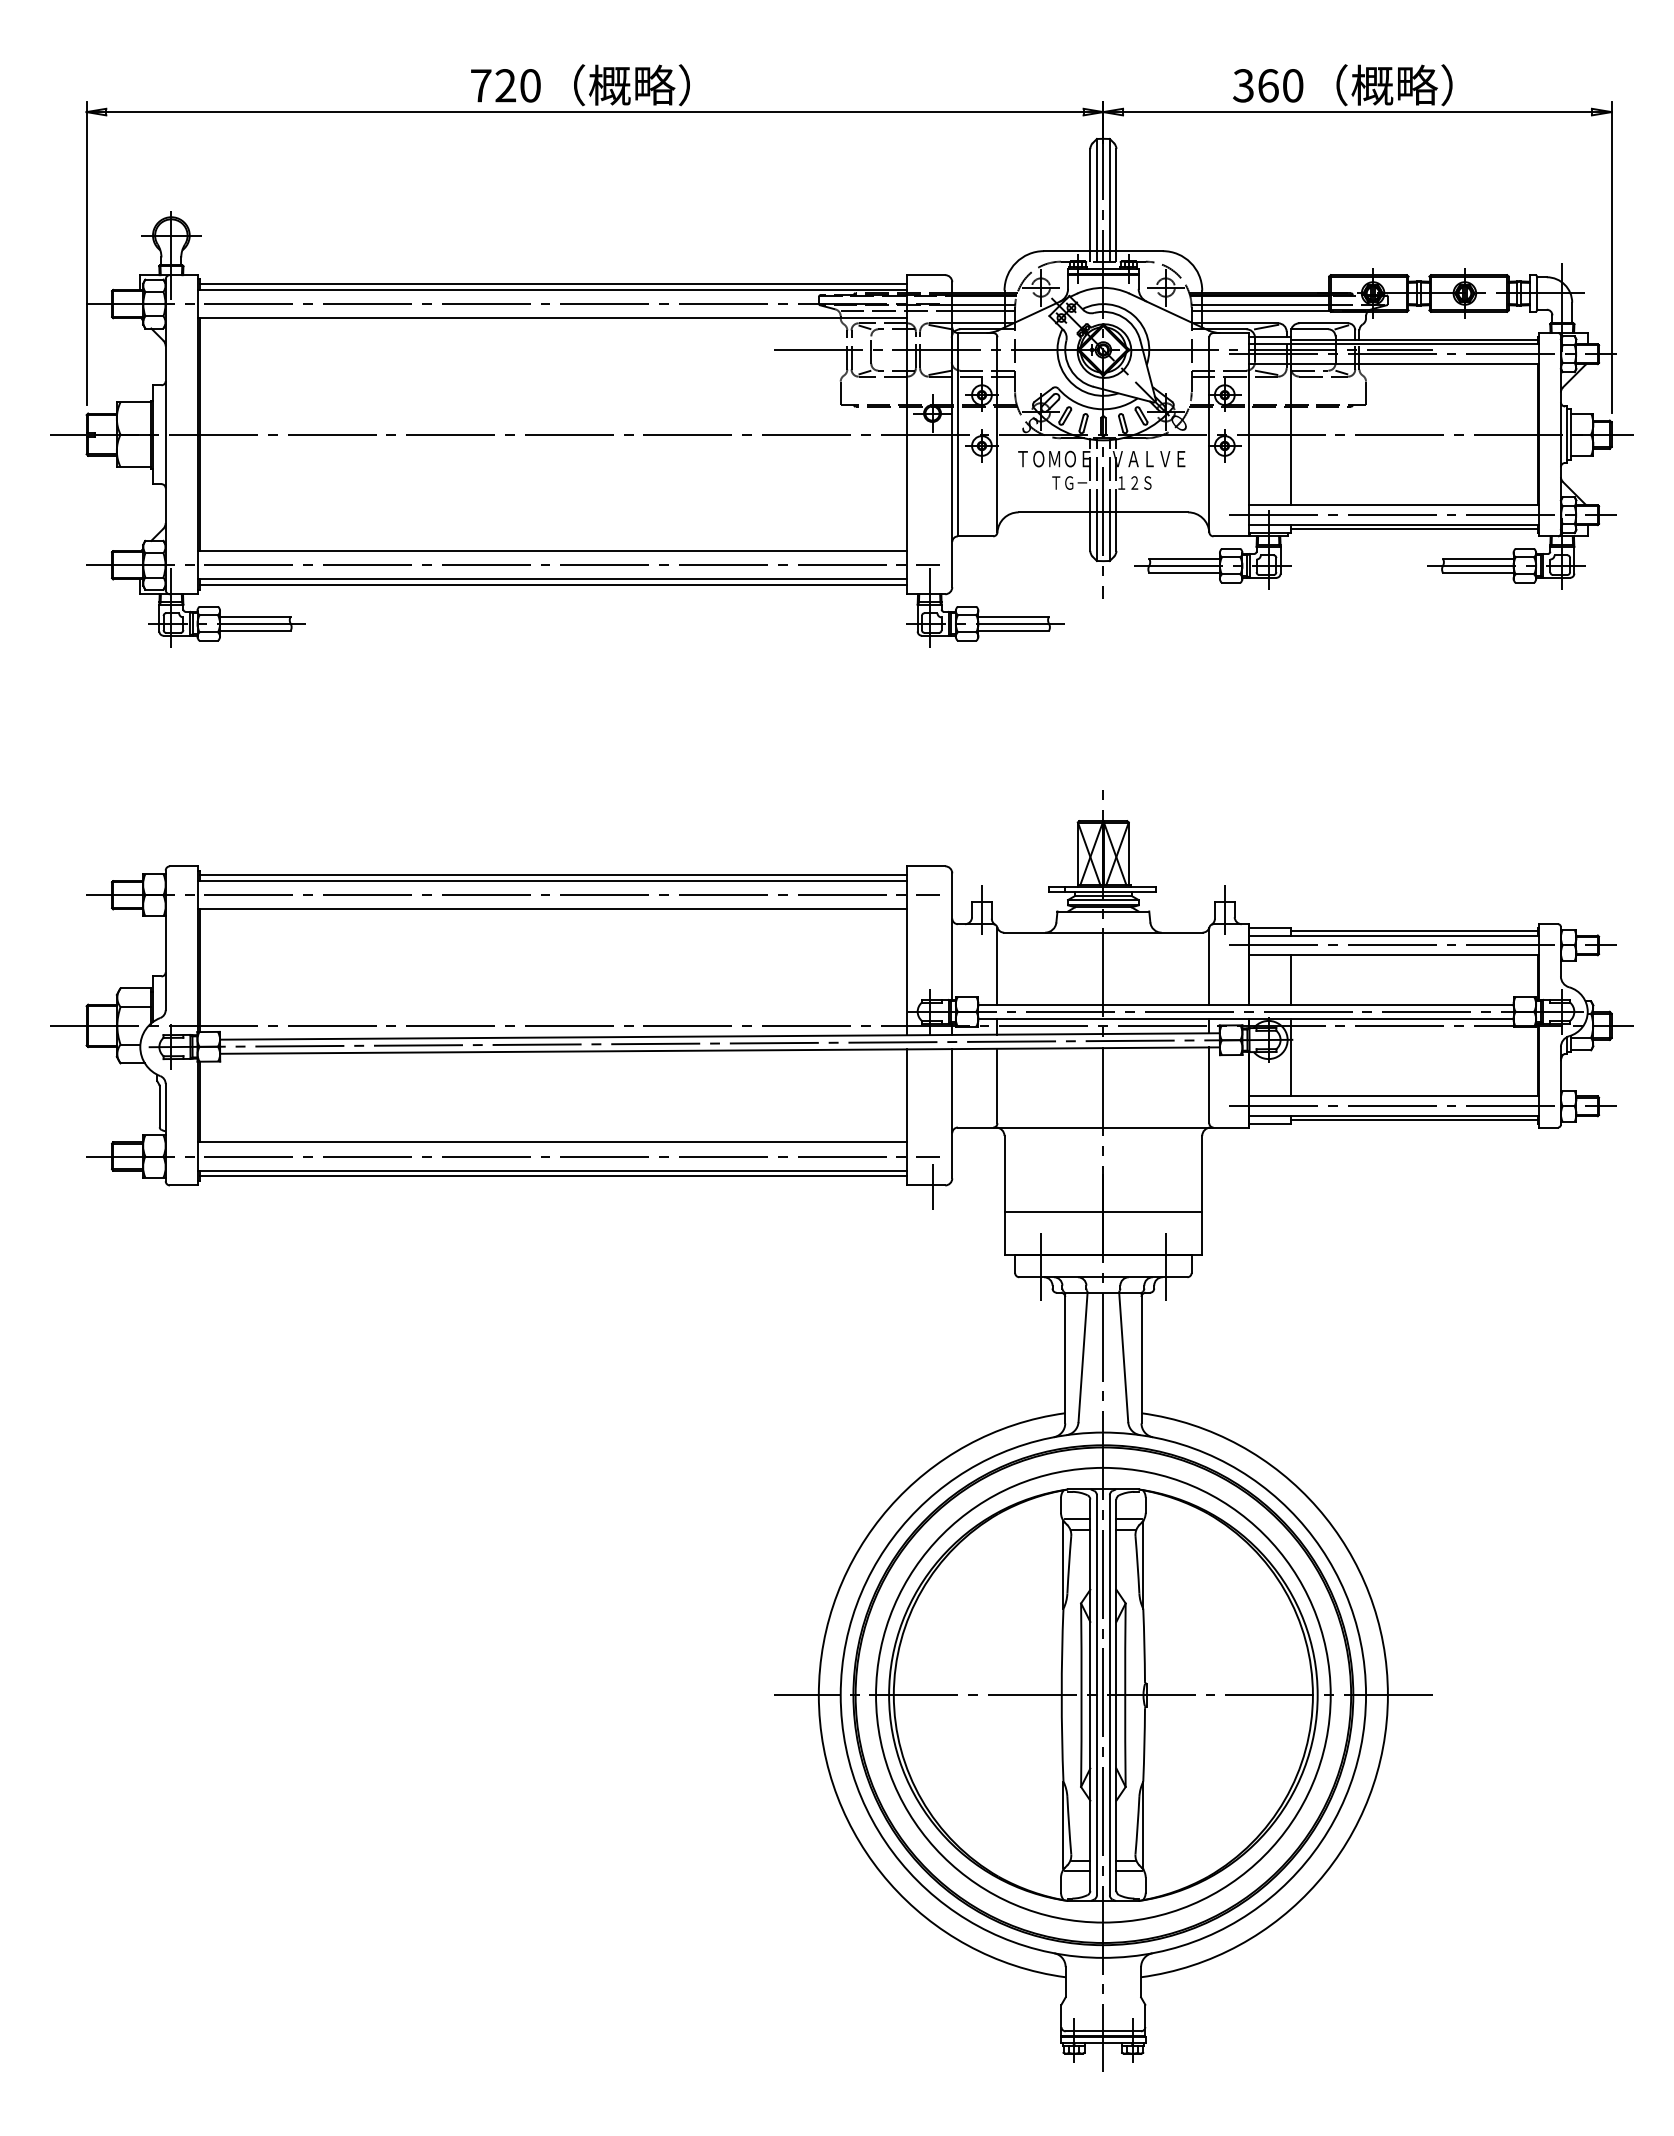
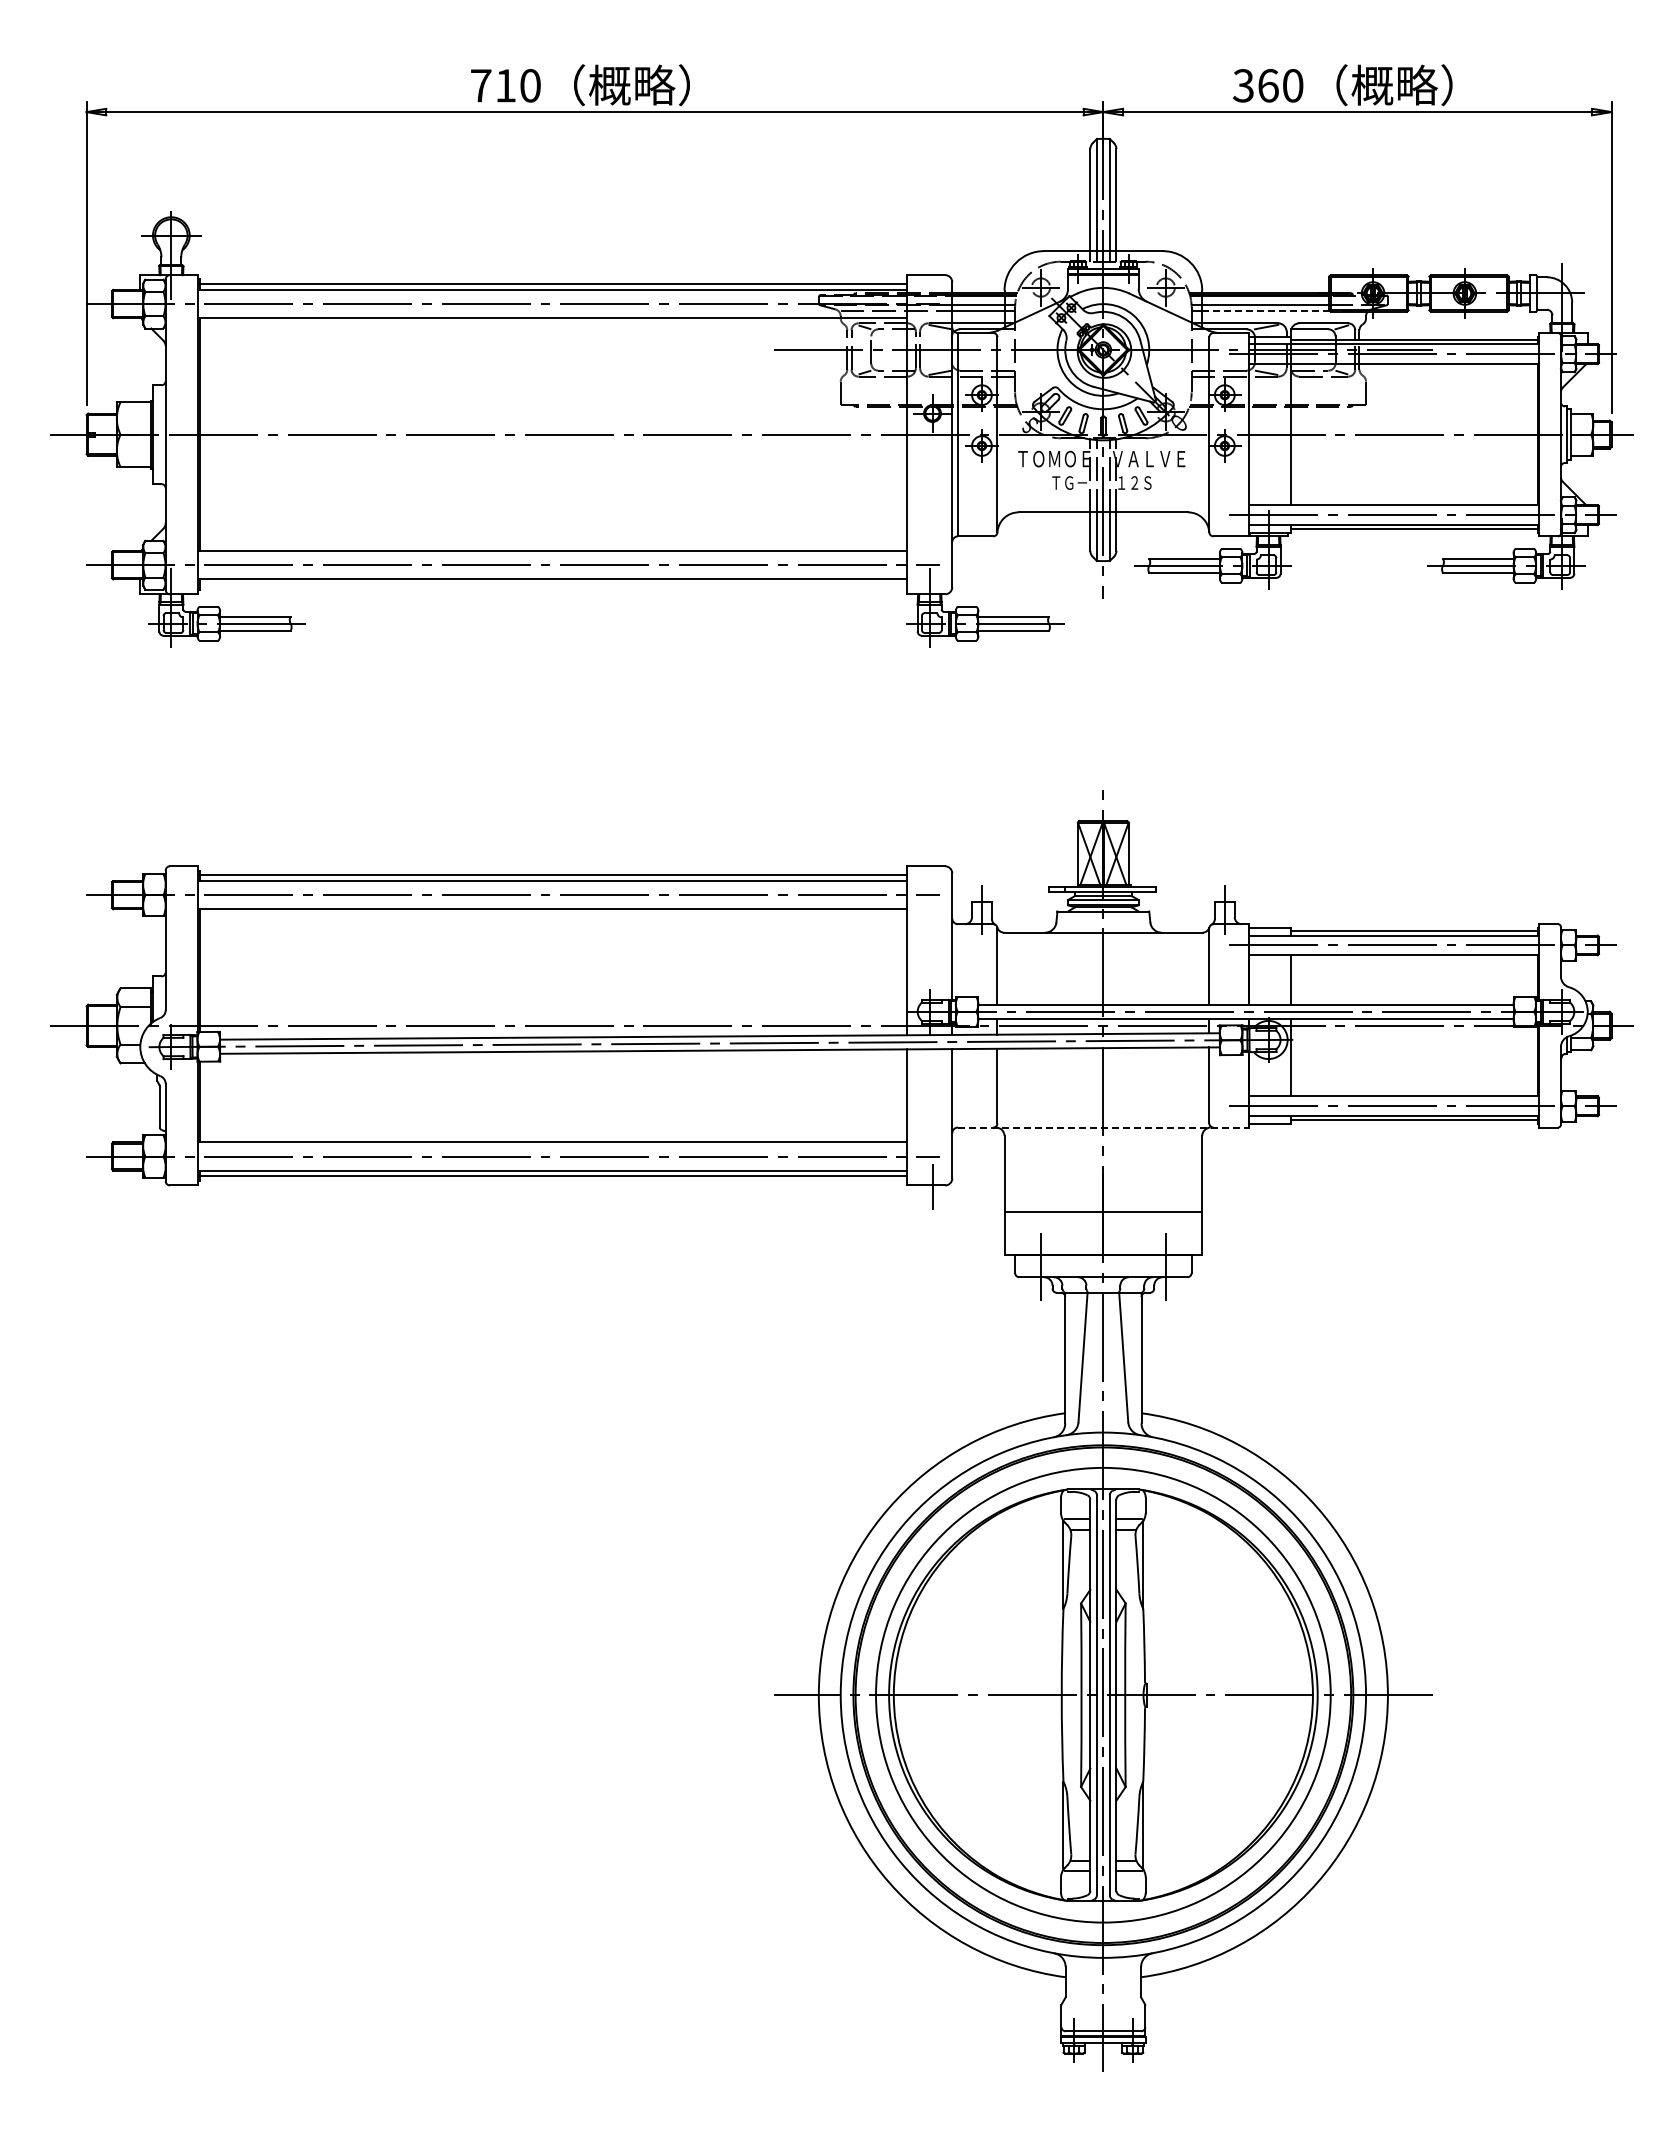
text: 720 -> 710 (505, 85)
line: solid -> dashed (1265, 310)
line: present -> none (553, 585)
line: solid -> dashed (1103, 1127)
